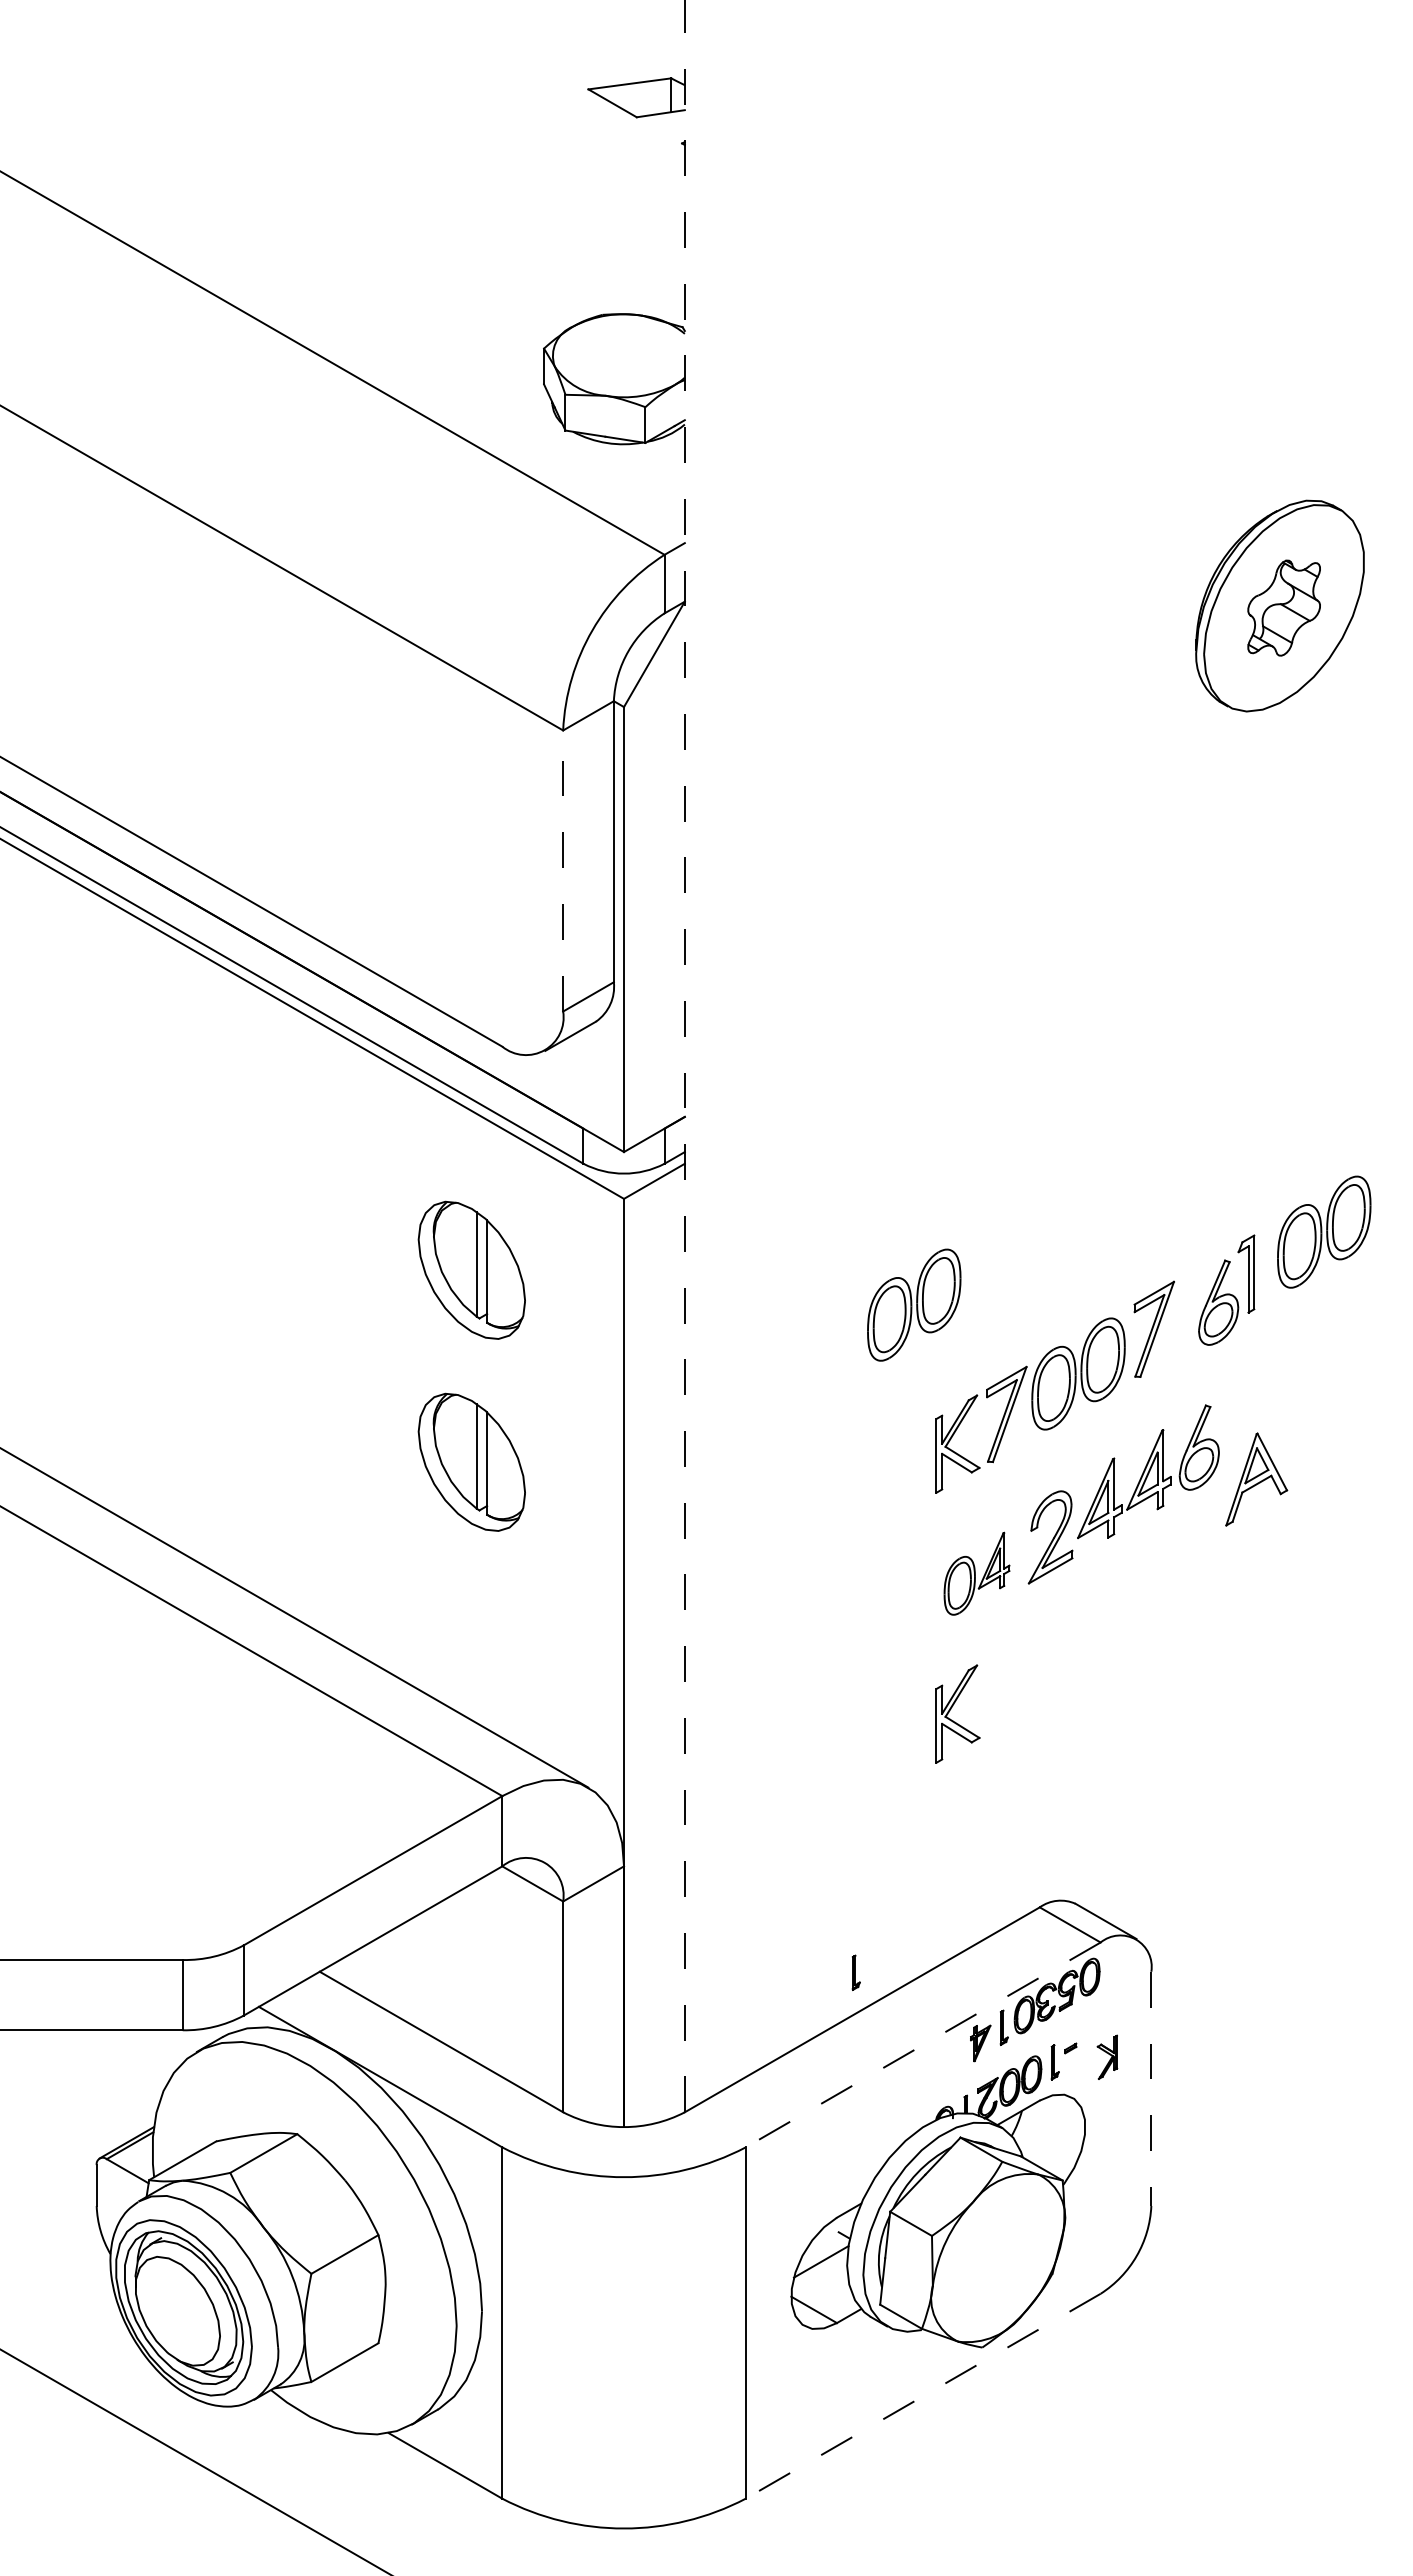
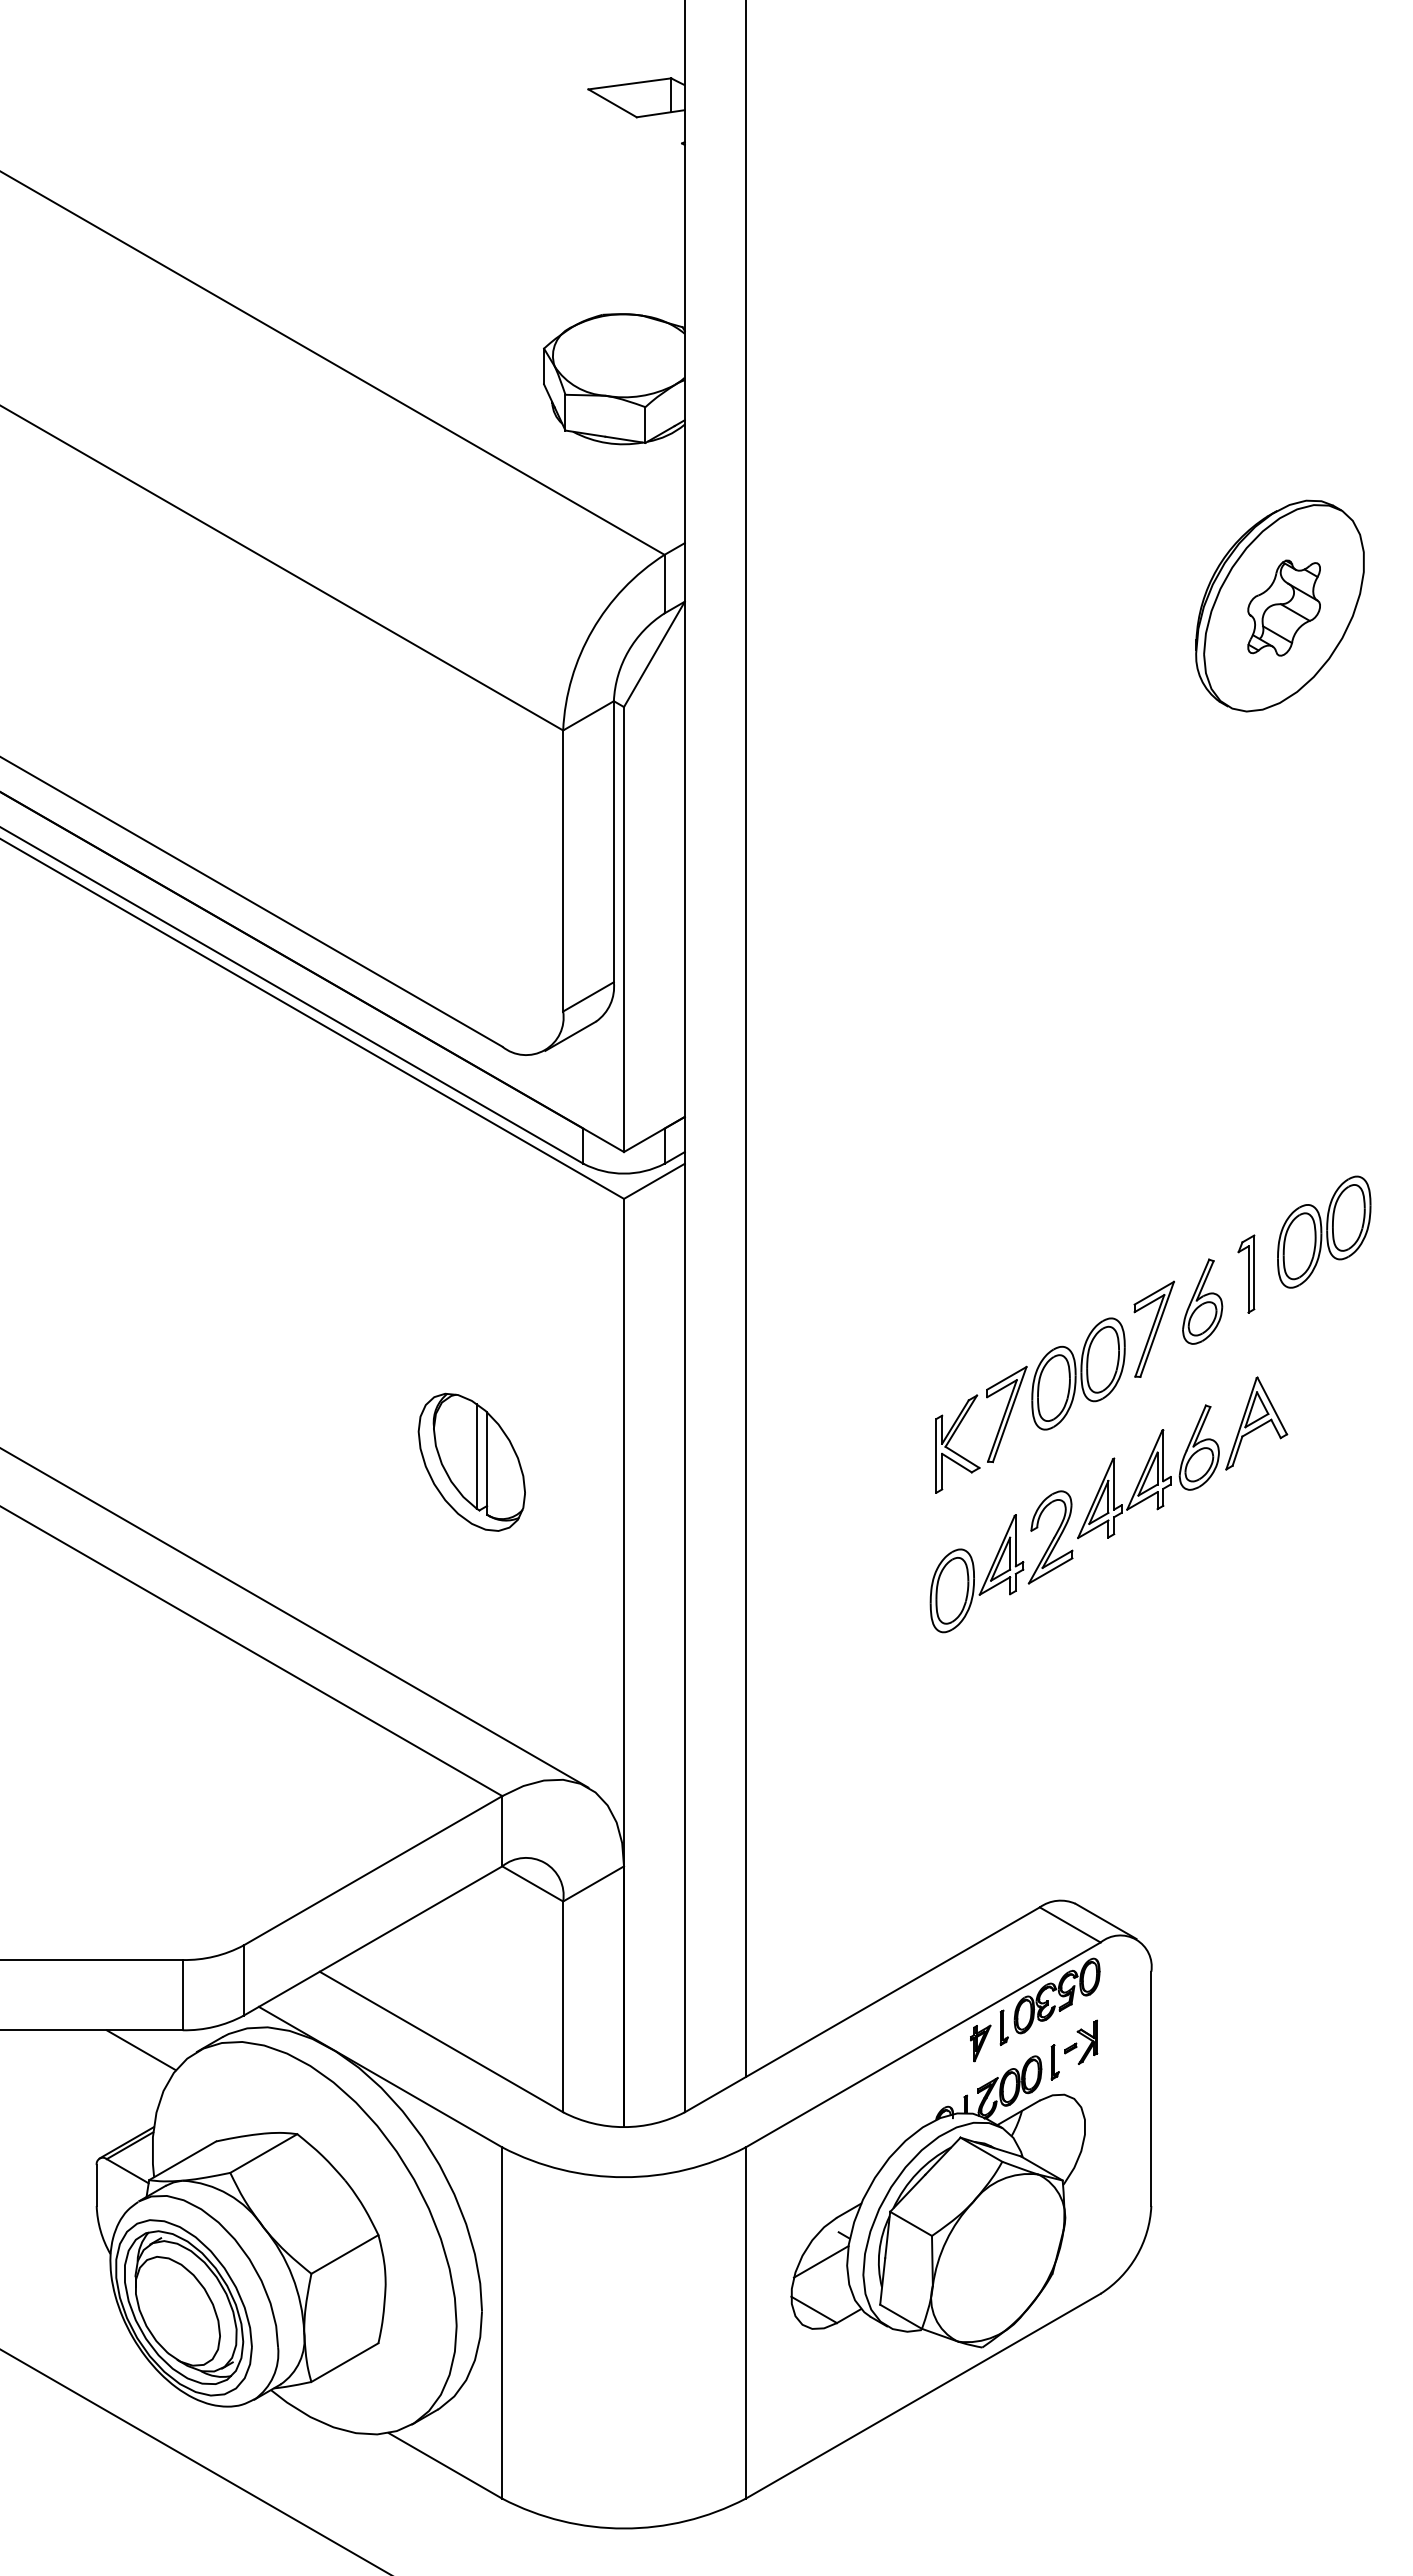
line: dashed -> solid (563, 871)
line: none -> present (745, 1039)
line: dashed -> solid (684, 1056)
part: present -> none (471, 1269)
part position: (1218, 1302) -> (1202, 1301) (1202, 1301)
part: present -> none (914, 1304)
part position: (1256, 1479) -> (1256, 1423) (1256, 1423)
part size: 68x85 px -> 96x120 px (976, 1573)
part: present -> none (951, 1709)
part: present -> none (855, 1972)
line: dashed -> solid (923, 2044)
line: none -> present (140, 2050)
part position: (1107, 2056) -> (1087, 2041) (1087, 2041)
line: dashed -> solid (1151, 2089)
line: dashed -> solid (923, 2396)
